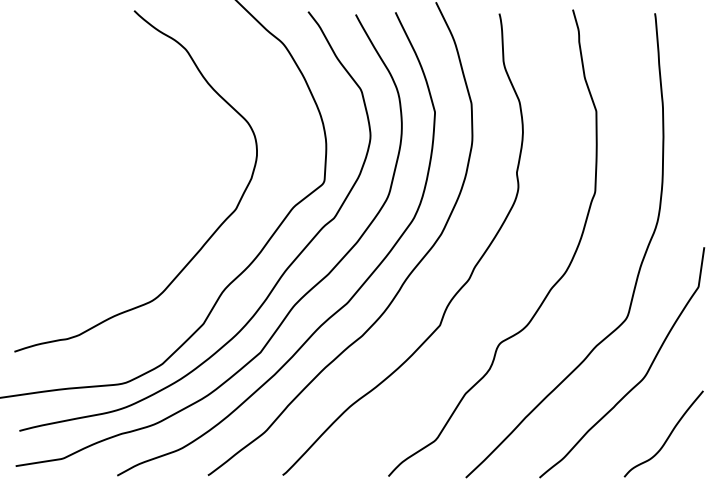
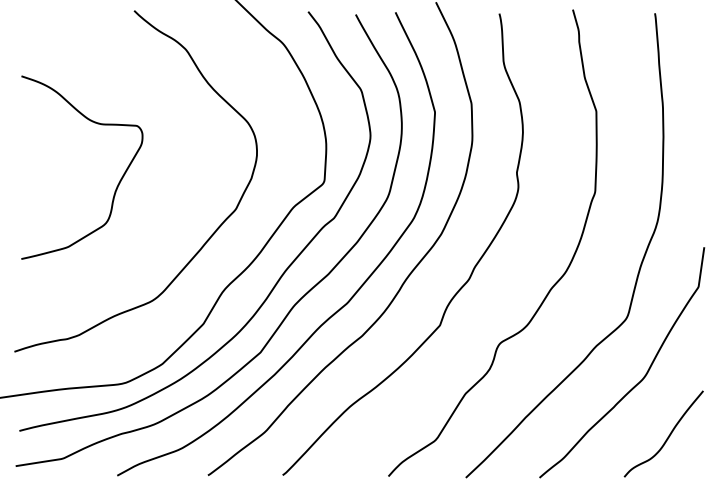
curve: none -> present (117, 184)
